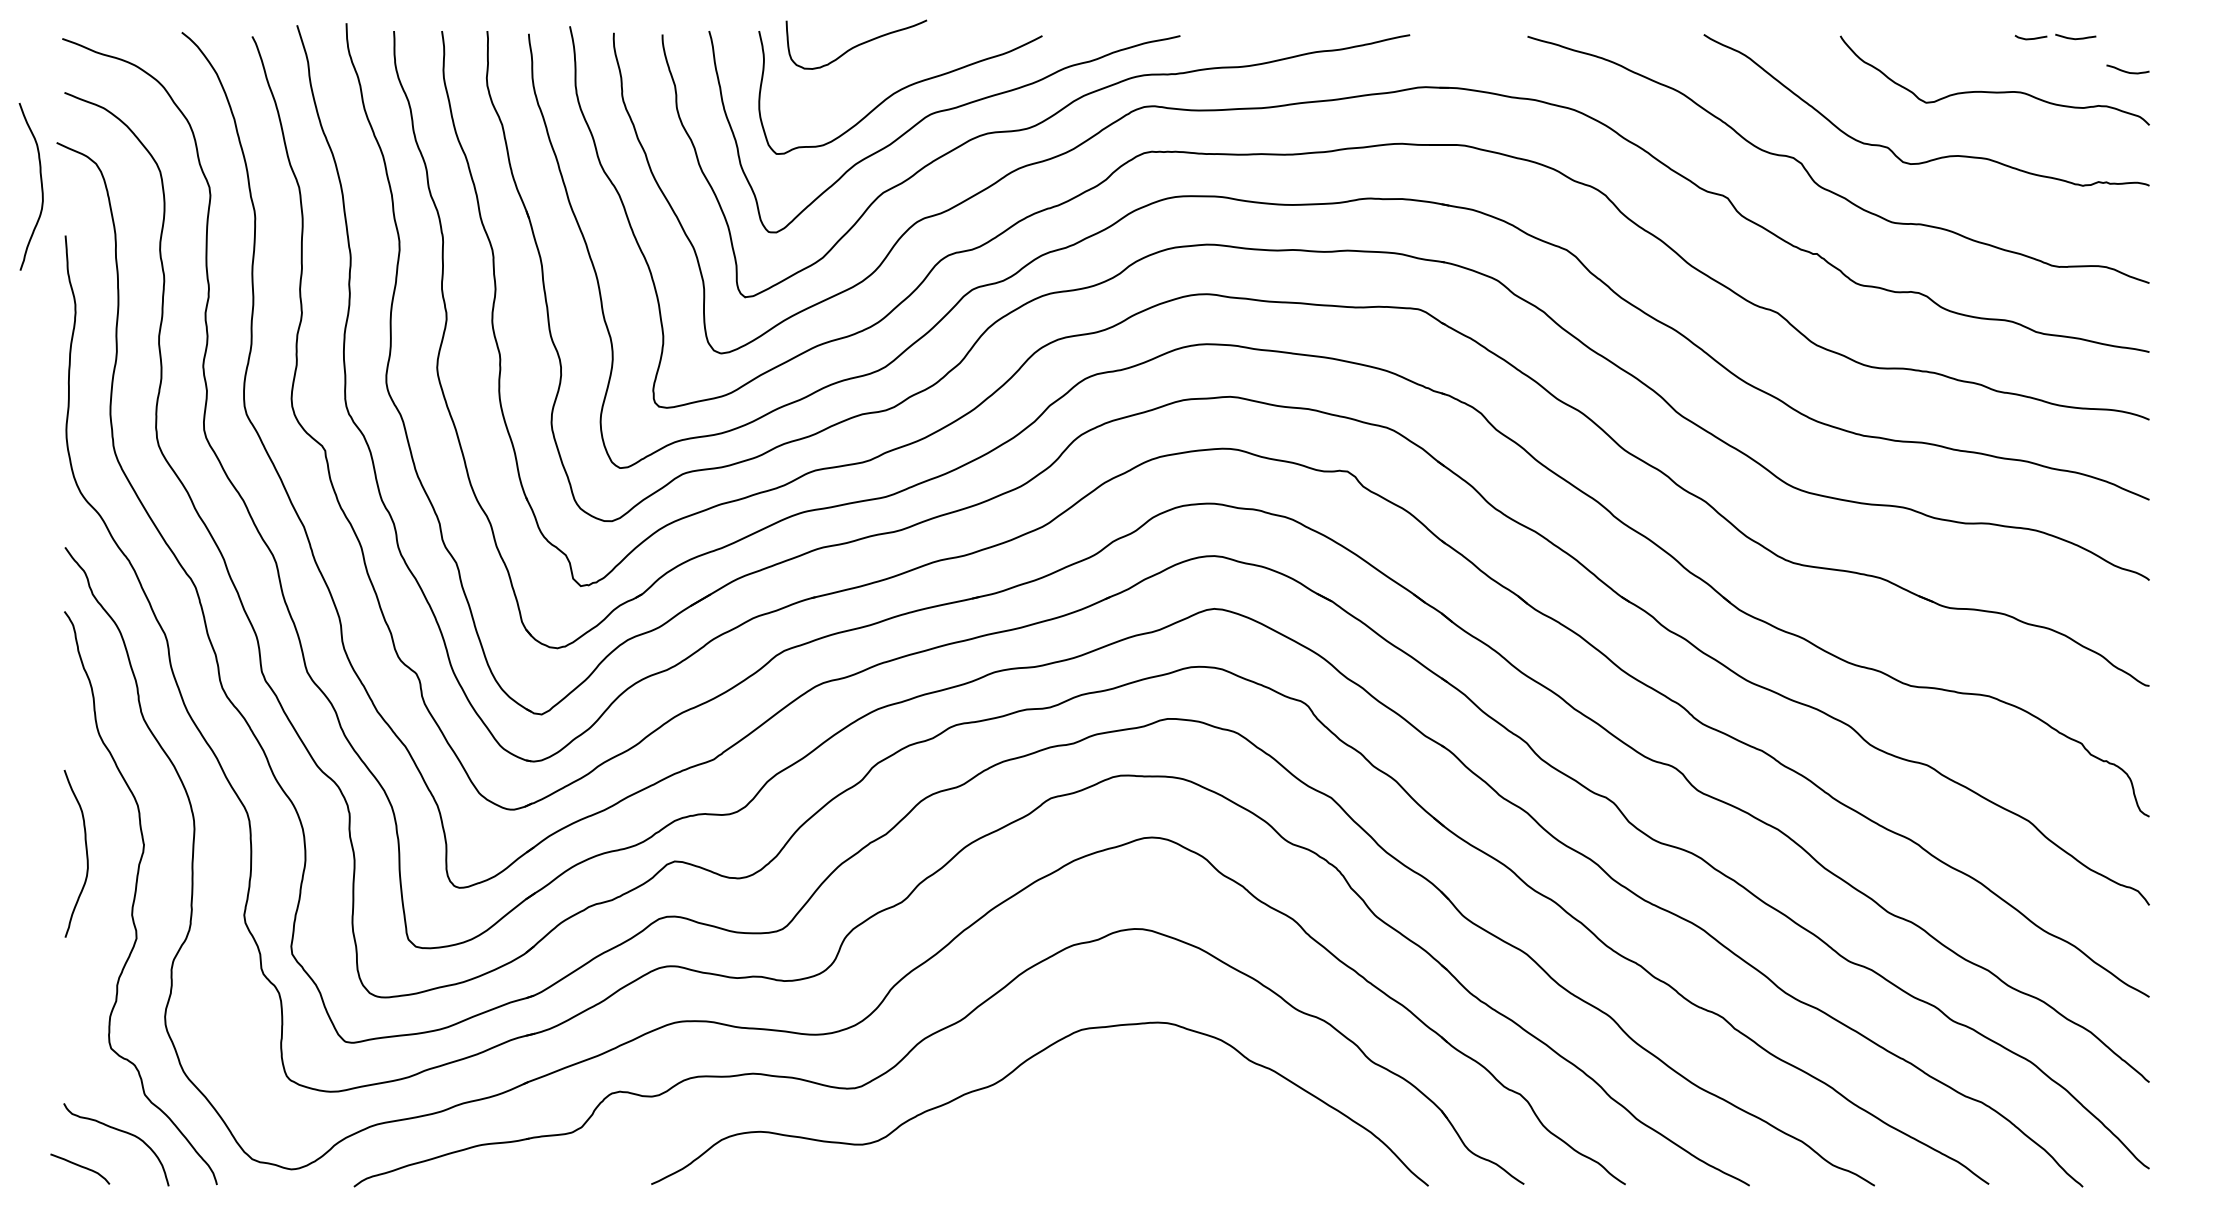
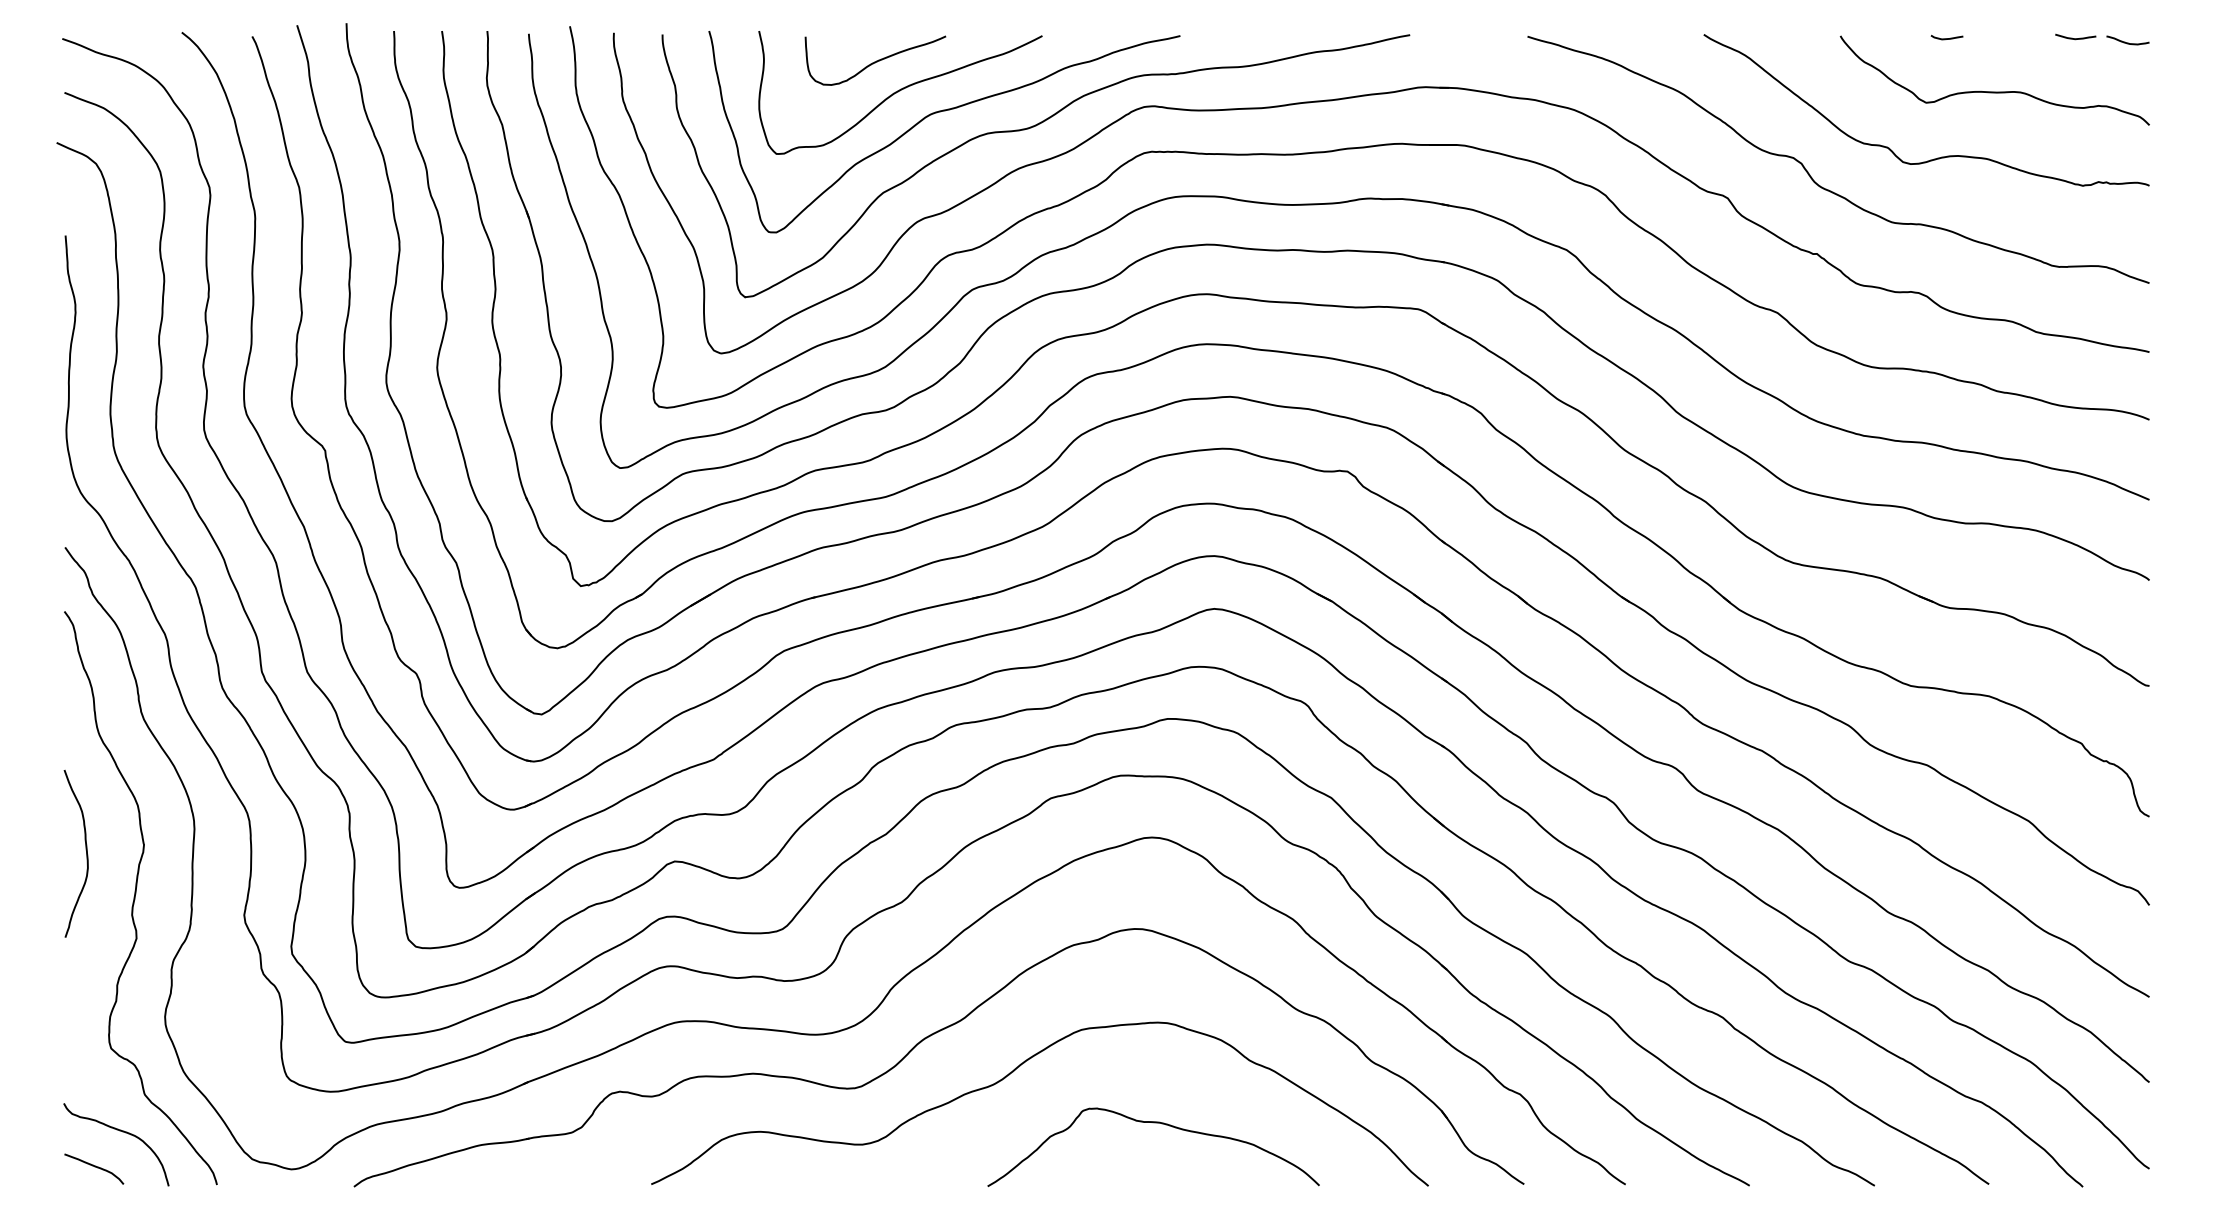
curve position: (2030, 38) -> (1946, 38) (1946, 38)
curve position: (857, 44) -> (876, 60) (876, 60)
curve position: (2127, 71) -> (2127, 42) (2127, 42)
curve: present -> none (40, 183)
curve: none -> present (1153, 1123)
curve position: (80, 1167) -> (94, 1167) (94, 1167)
